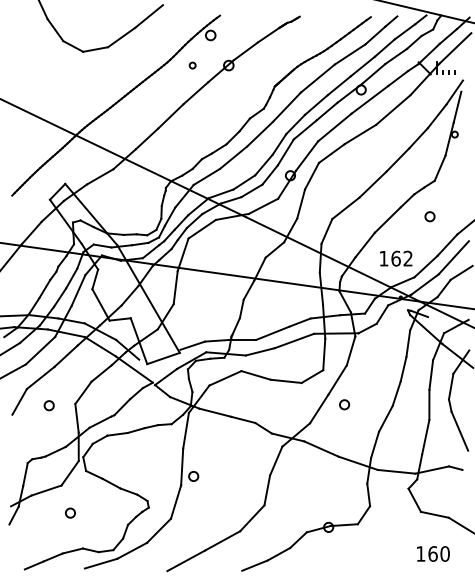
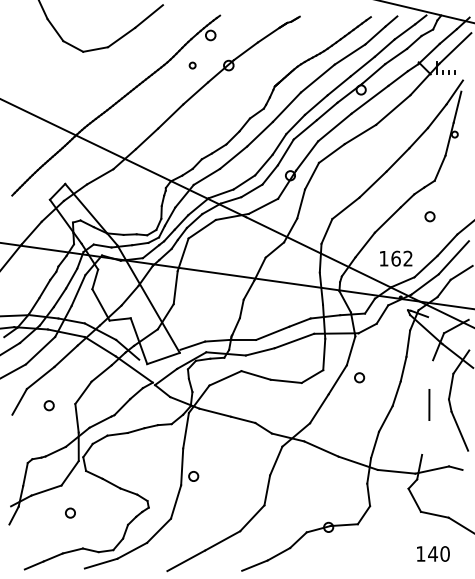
line: present -> none (431, 374)
circle position: (344, 404) -> (359, 377) (359, 377)
line: present -> none (425, 437)
text: 160 -> 140 (432, 553)
